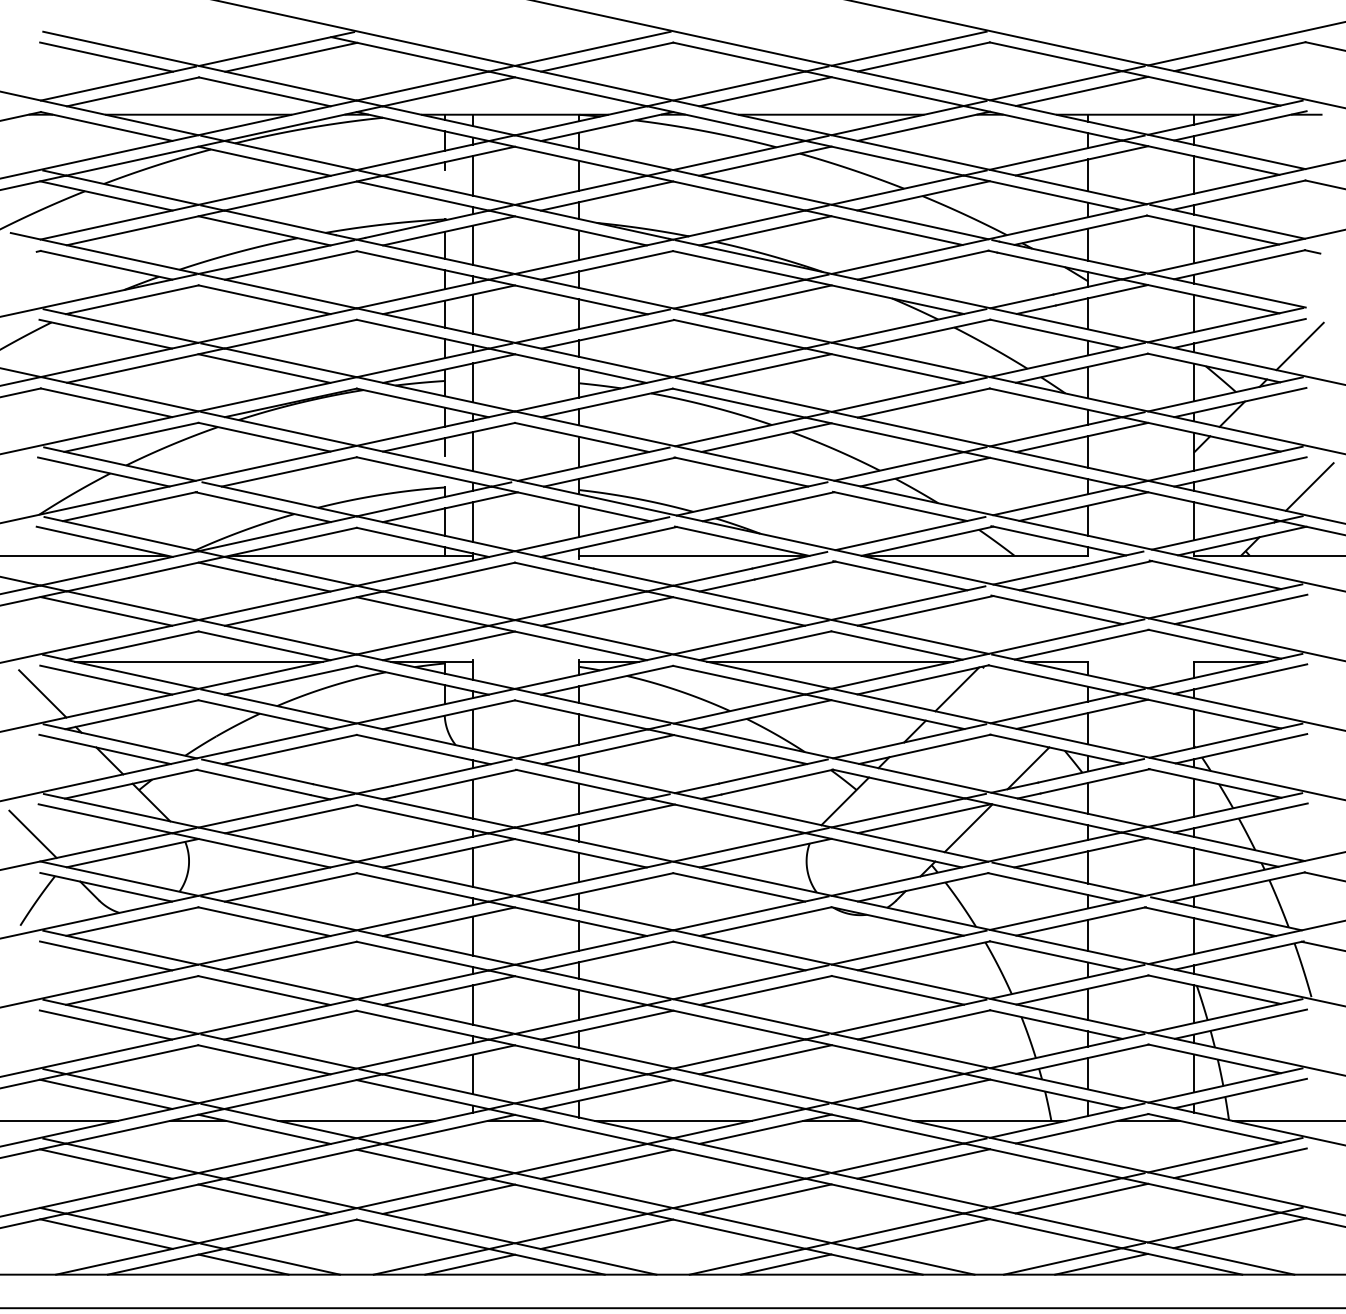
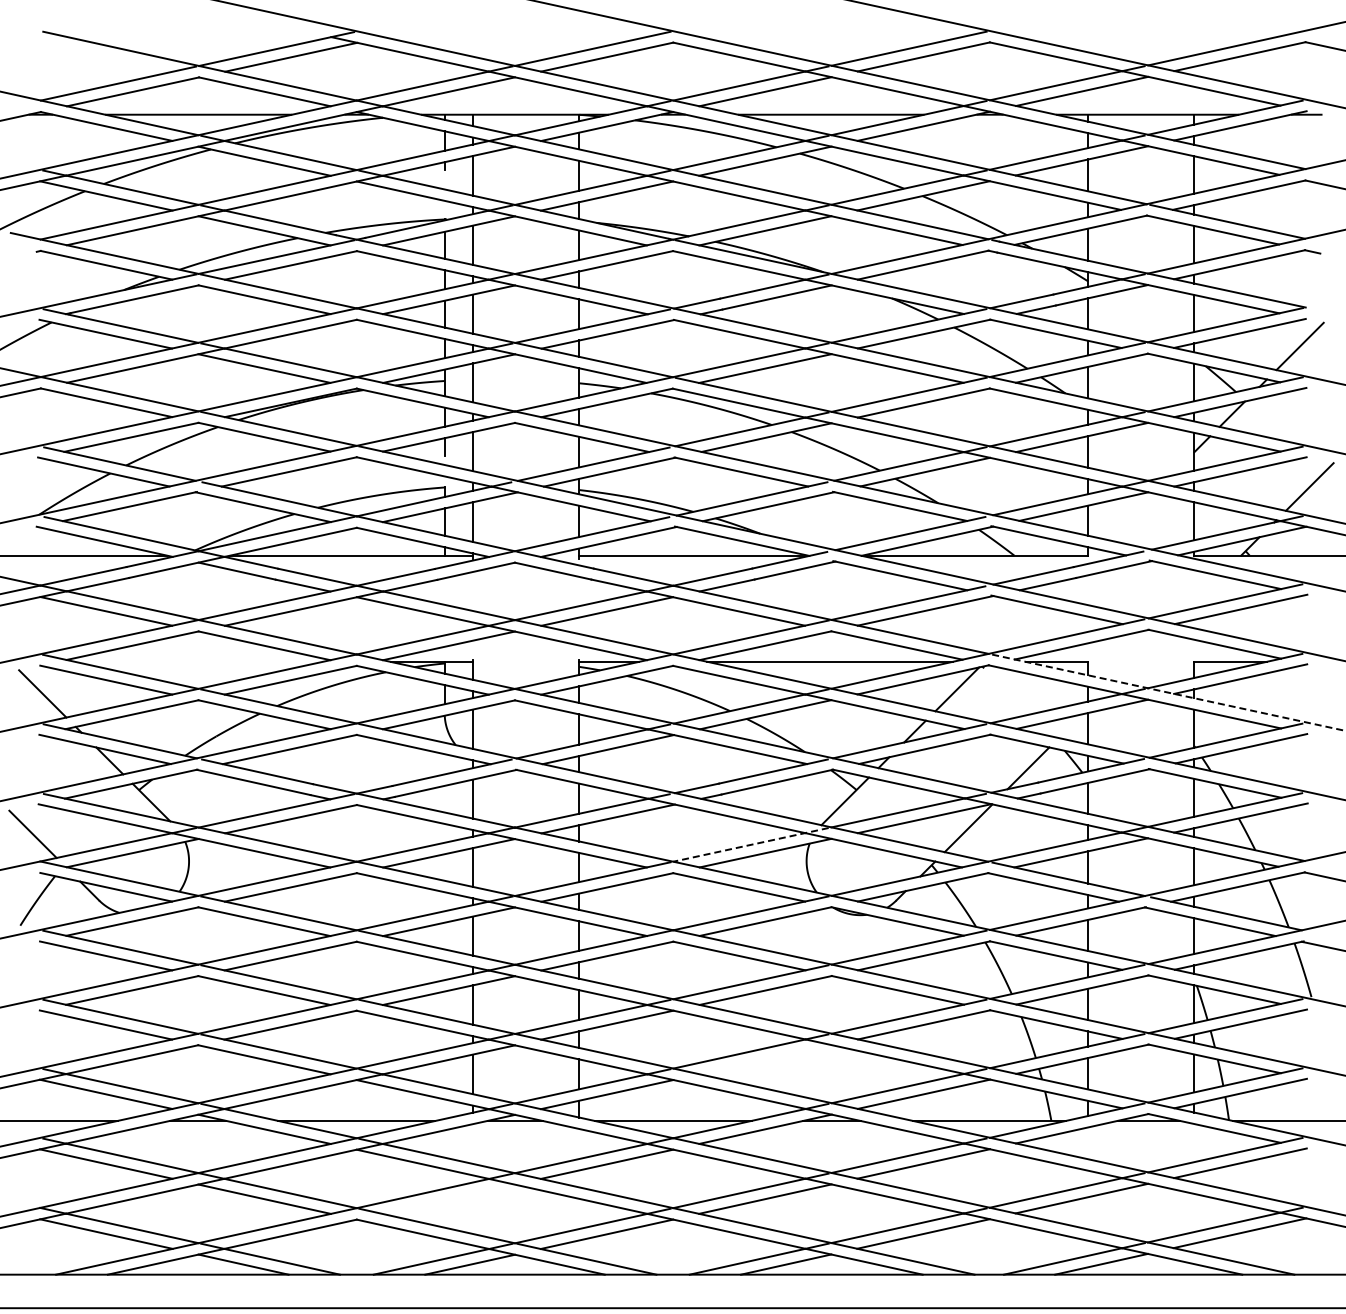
line: present -> none (106, 56)
line: present -> none (198, 661)
line: solid -> dashed (1168, 692)
line: solid -> dashed (750, 844)
line: present -> none (765, 1059)
line: present -> none (448, 1198)
